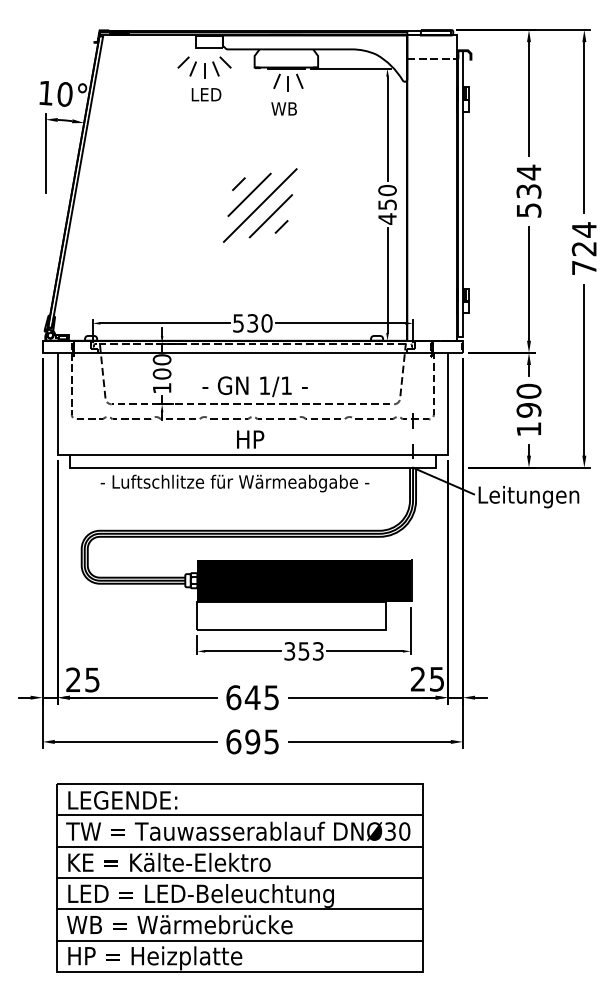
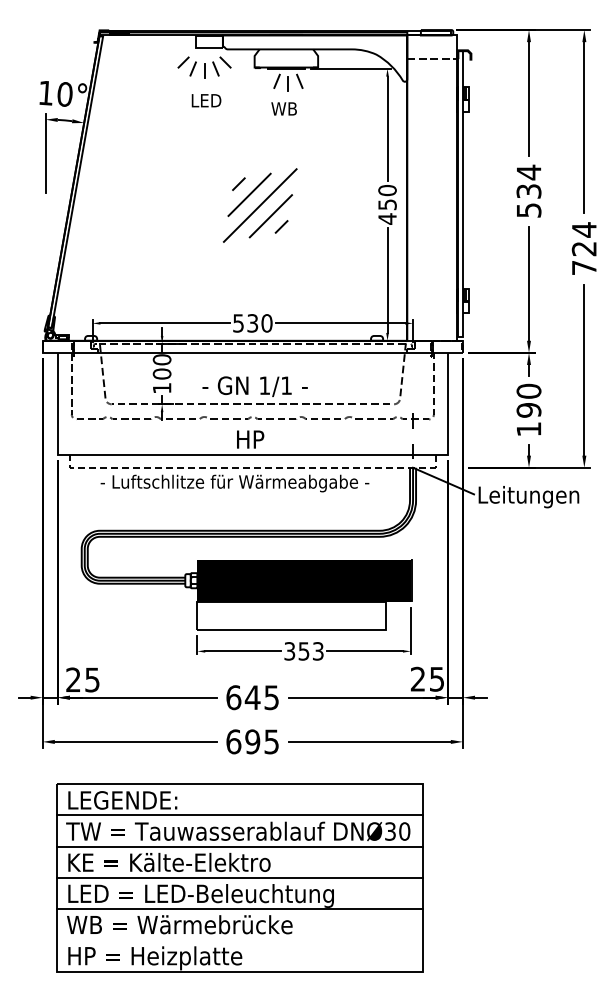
text position: (206, 94) -> (206, 100) (206, 100)
line: solid -> dashed (252, 467)
line: present -> none (239, 940)
